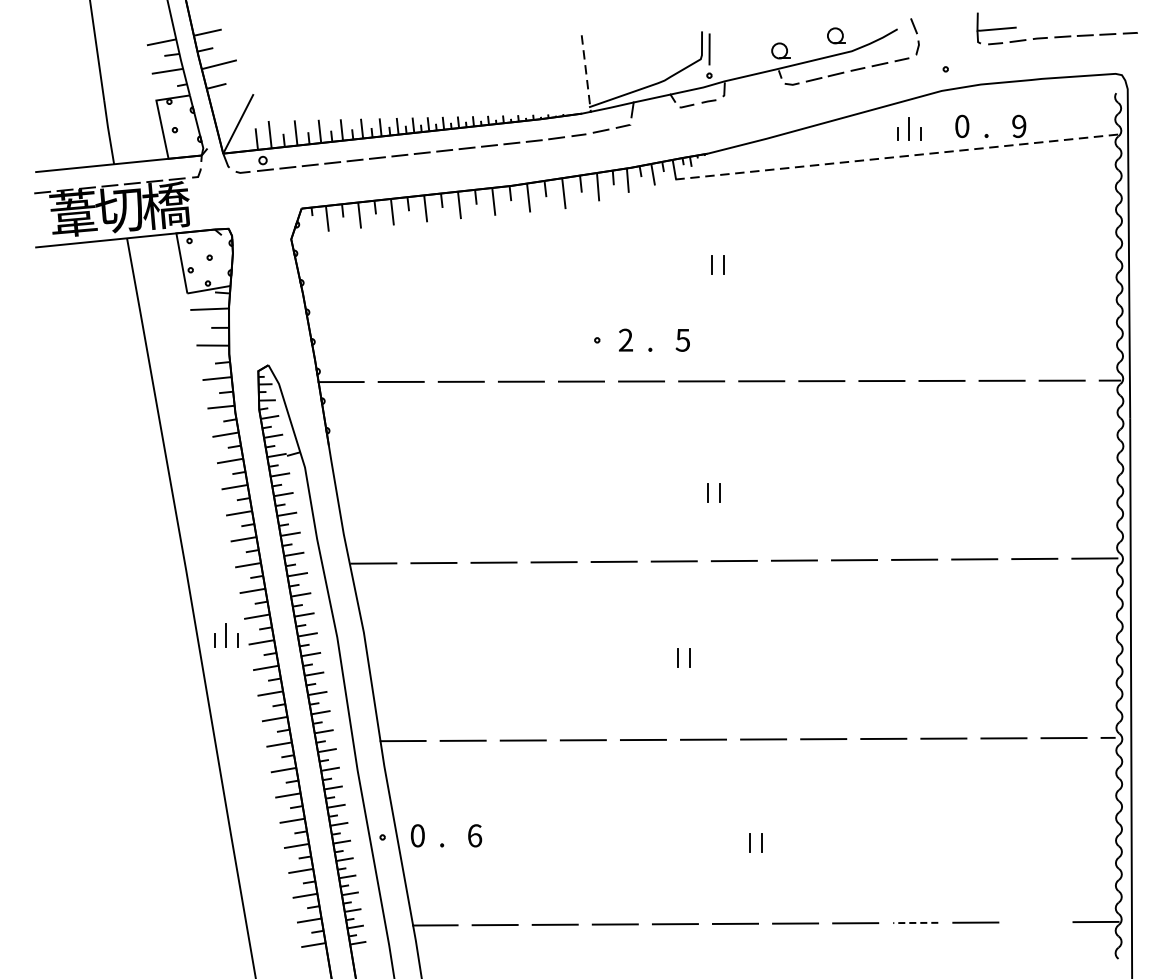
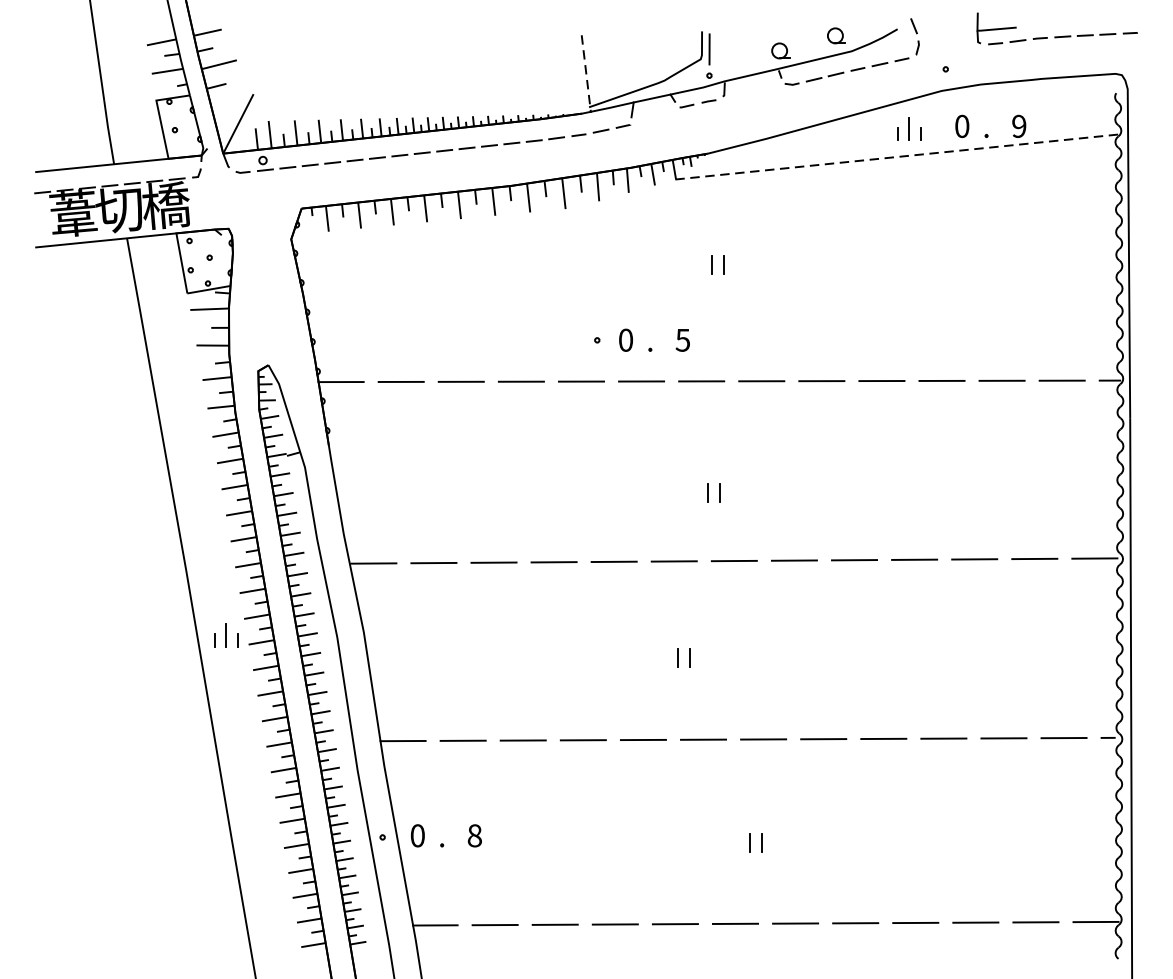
text: 2 -> 0 (625, 339)
text: 6 -> 8 (474, 835)
line: dashed -> solid (915, 922)
line: none -> present (1035, 922)
